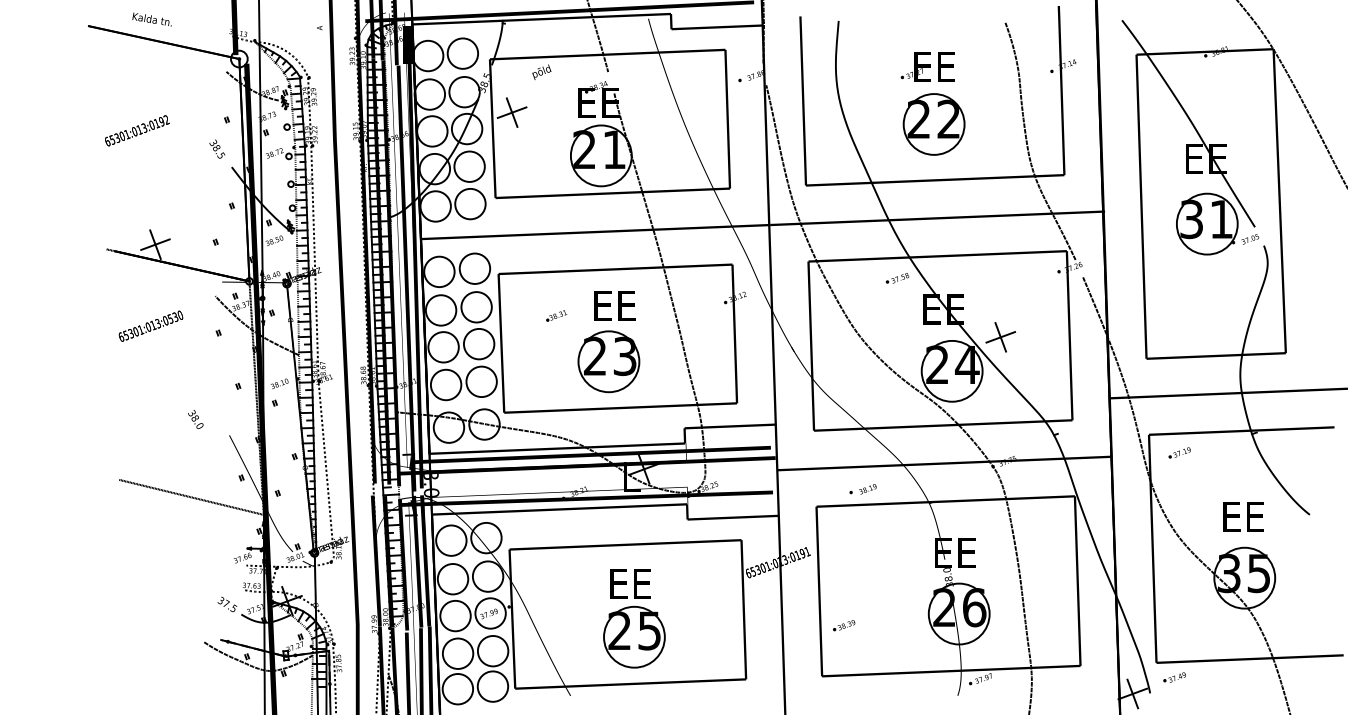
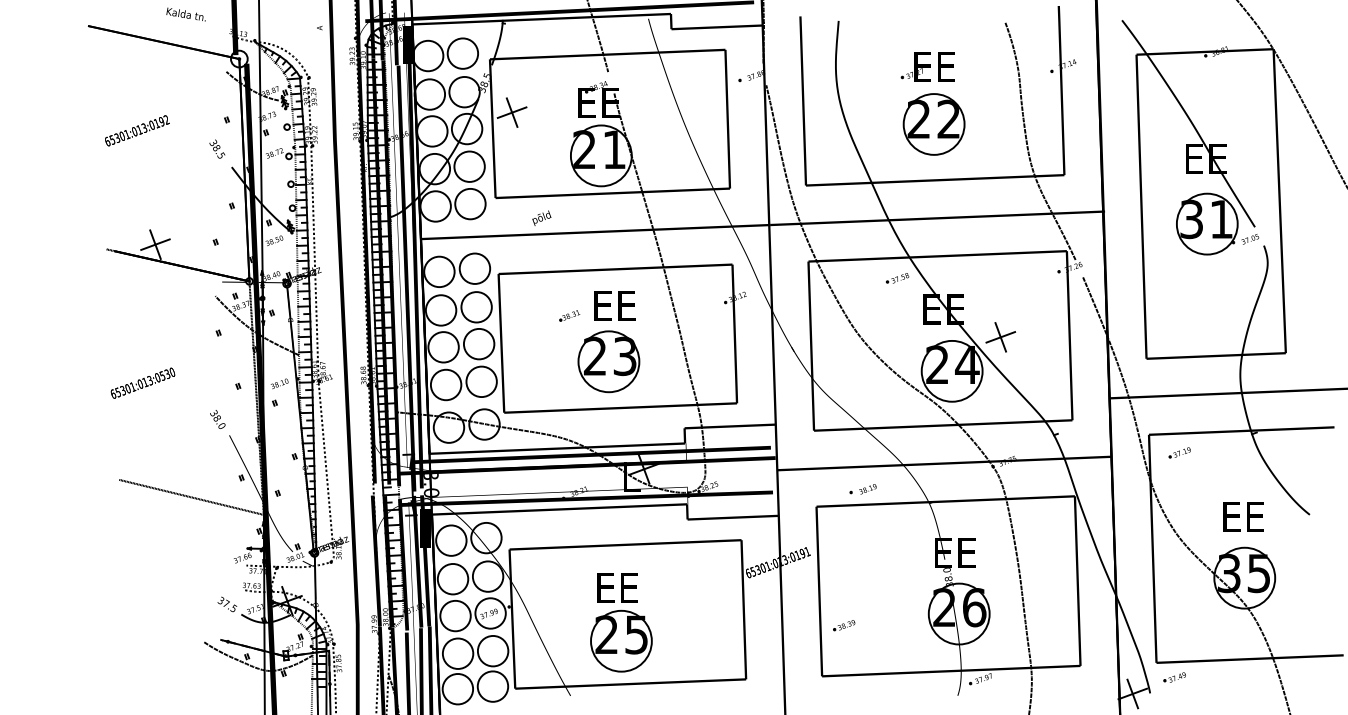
text position: (151, 19) -> (185, 14) (185, 14)
text position: (541, 71) -> (541, 217) (541, 217)
part position: (556, 315) -> (569, 315) (569, 315)
text position: (150, 325) -> (142, 382) (142, 382)
text position: (195, 419) -> (217, 419) (217, 419)
fill: none -> present (425, 528)
part position: (634, 618) -> (621, 622) (621, 622)
